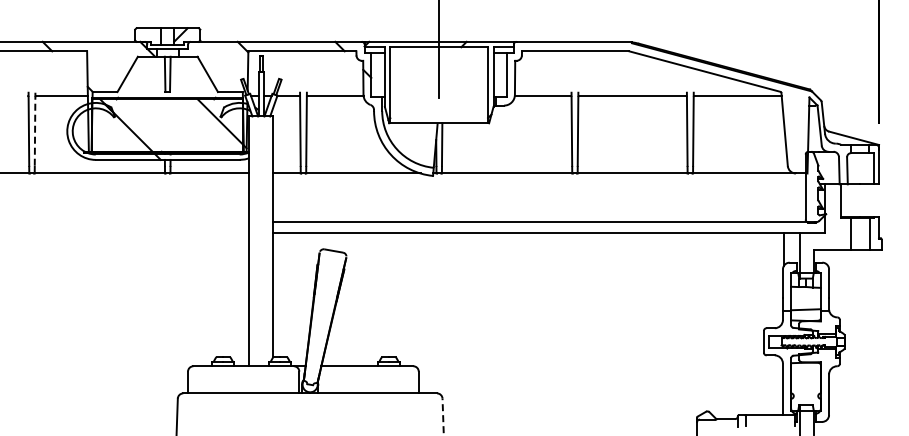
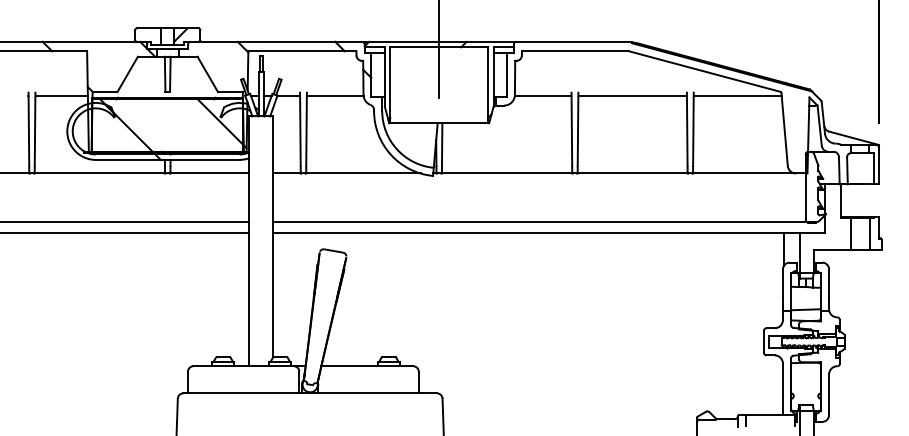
line: dashed -> solid (35, 129)
line: none -> present (125, 222)
line: none -> present (125, 233)
line: dashed -> solid (443, 416)
